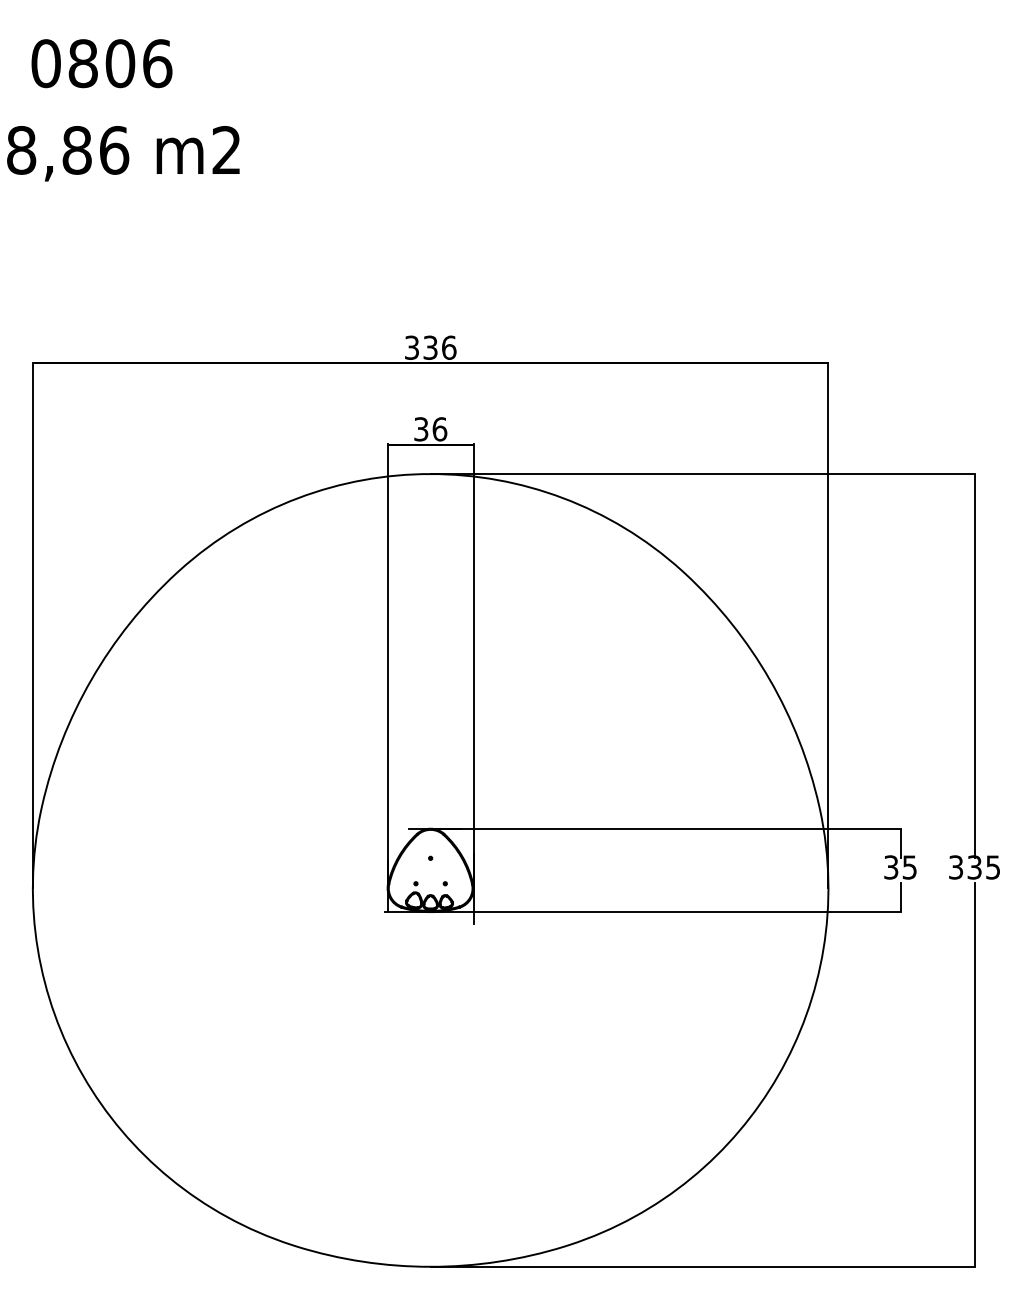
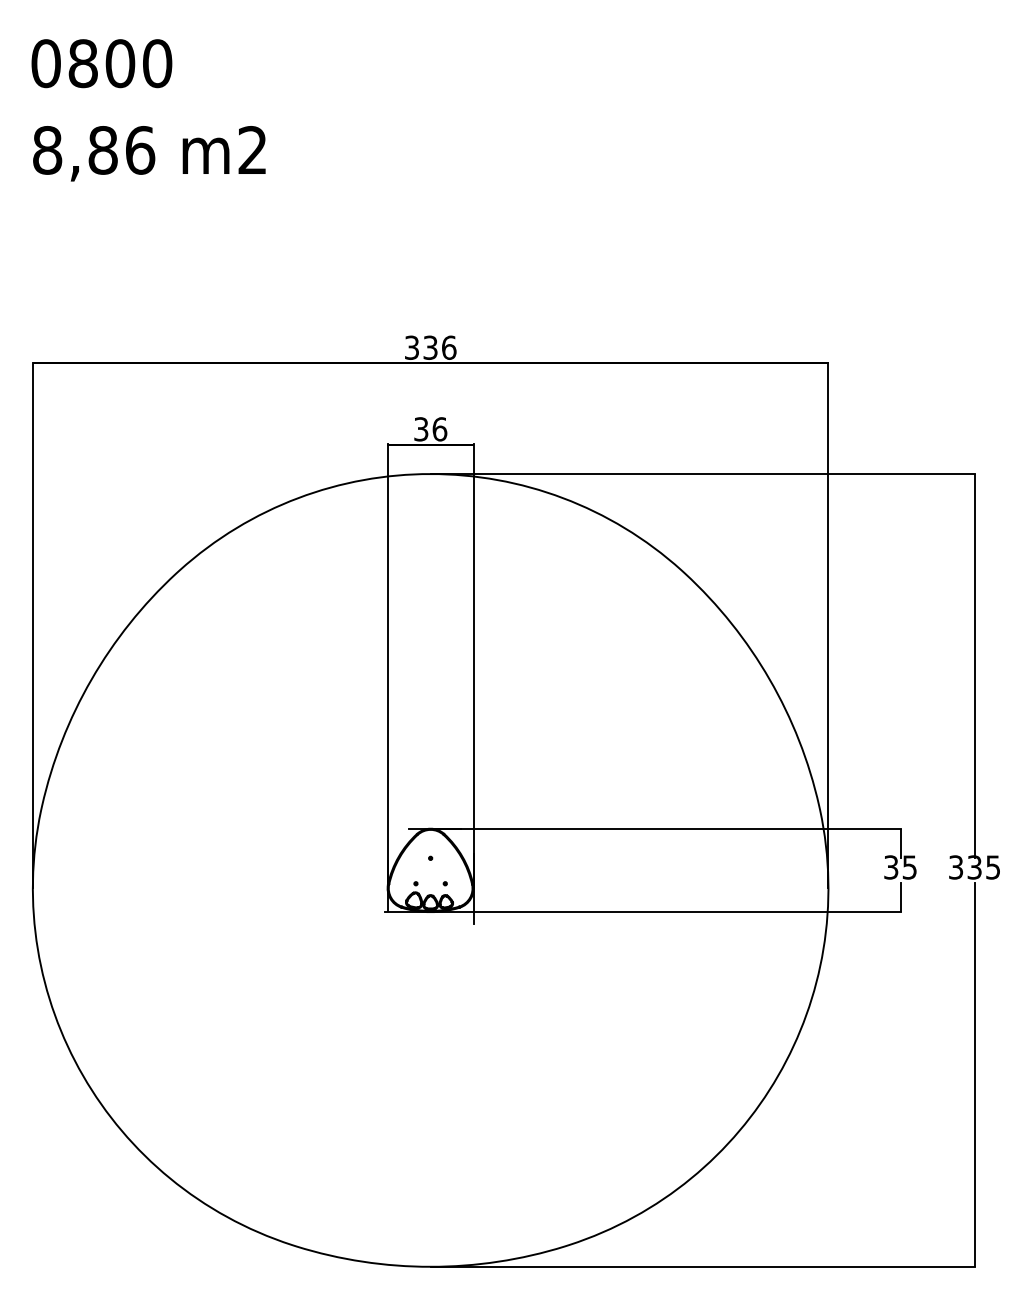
text: 0806 -> 0800 (157, 63)
text position: (123, 153) -> (149, 153) (149, 153)
